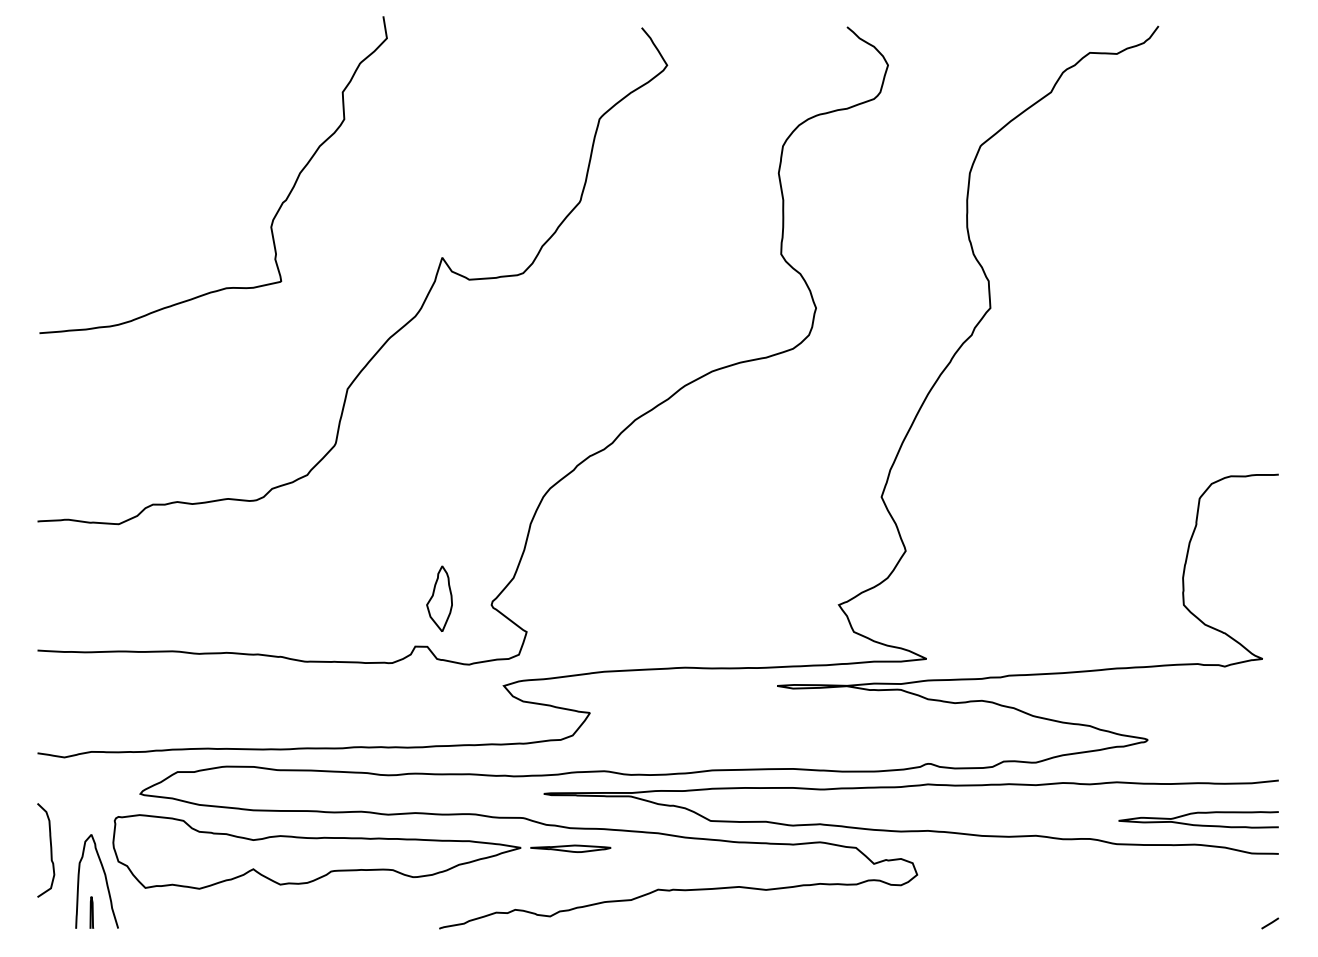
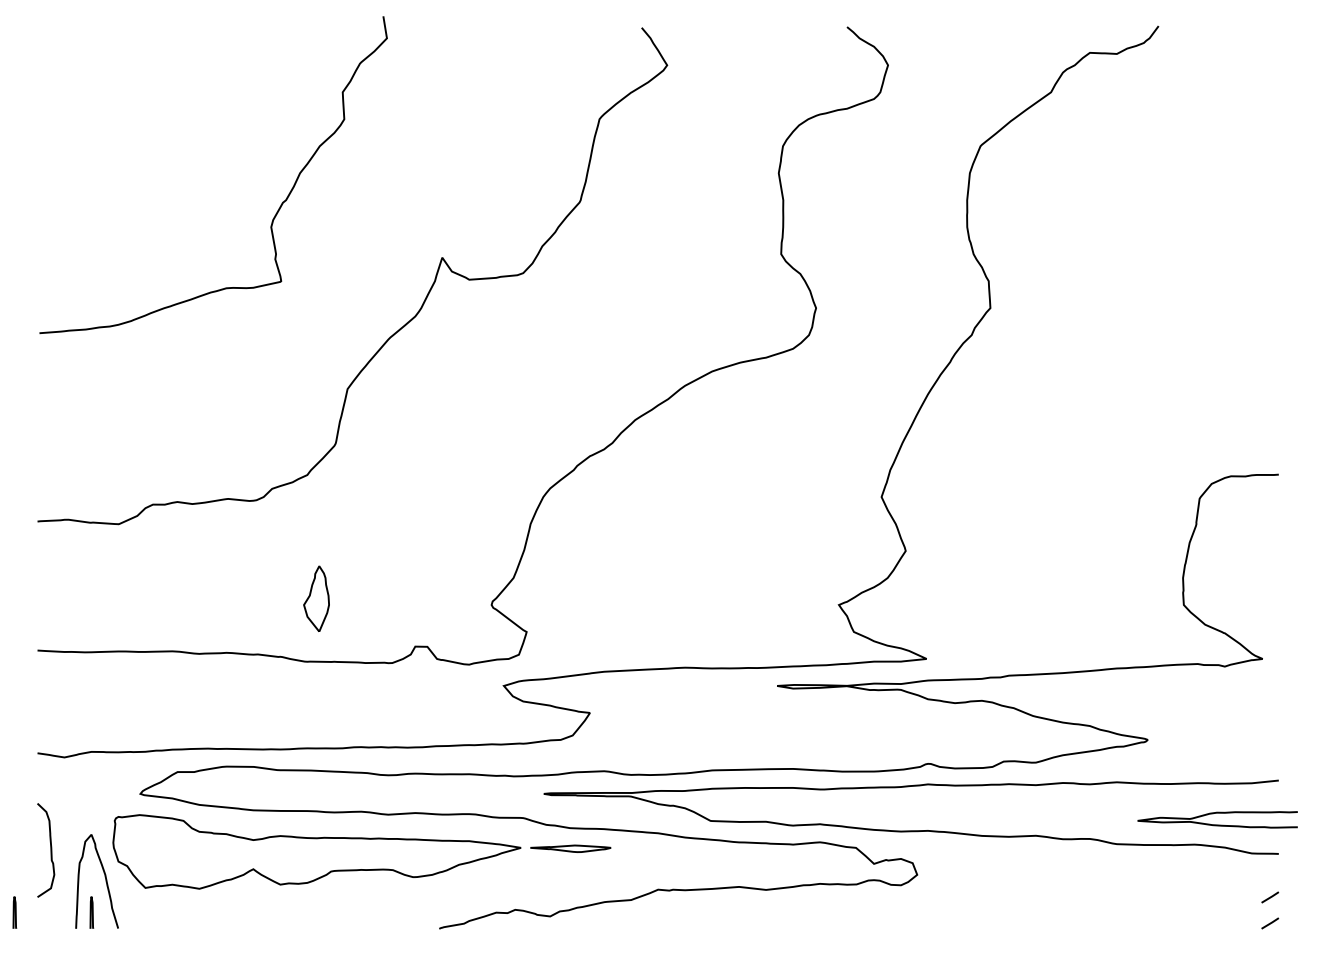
part position: (439, 598) -> (316, 598) (316, 598)
curve position: (1198, 824) -> (1217, 824) (1217, 824)
line: none -> present (1270, 897)
curve: none -> present (14, 912)
